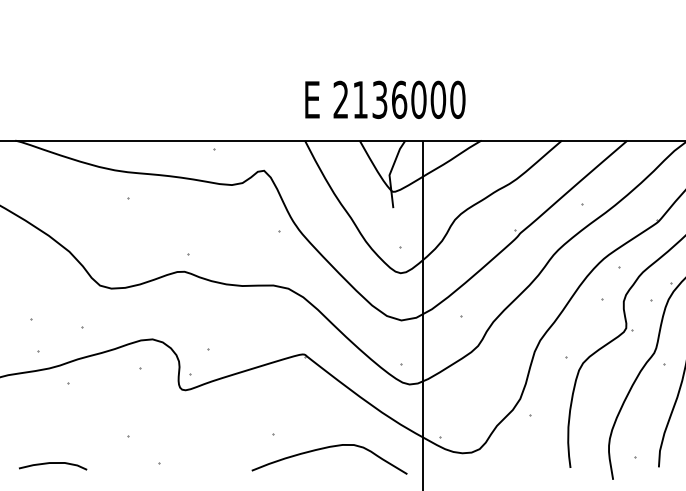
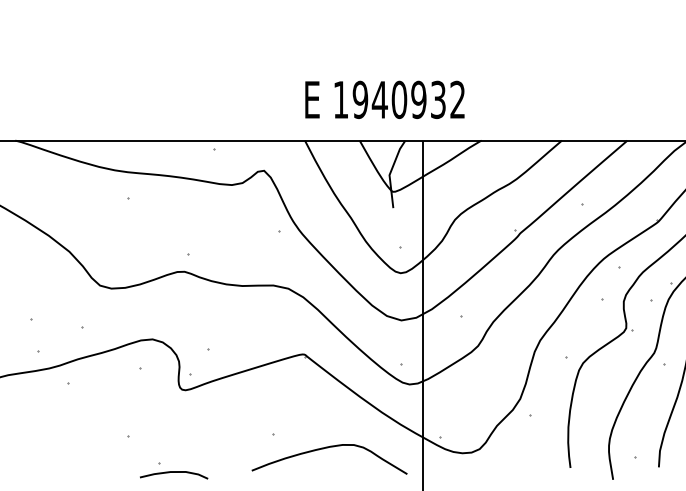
text: 2136000 -> 1940932 (399, 99)
curve position: (53, 463) -> (174, 472) (174, 472)
